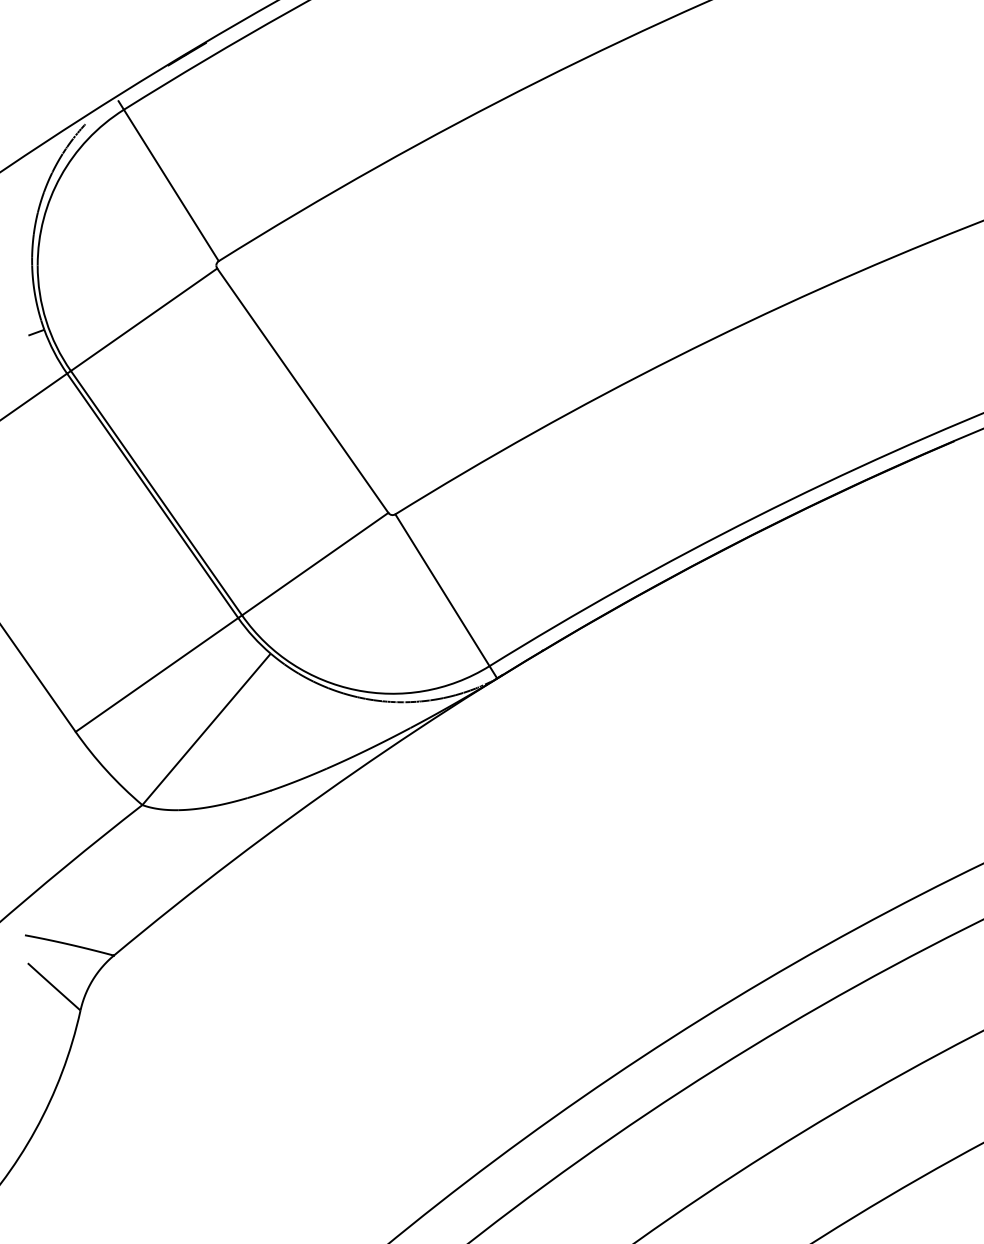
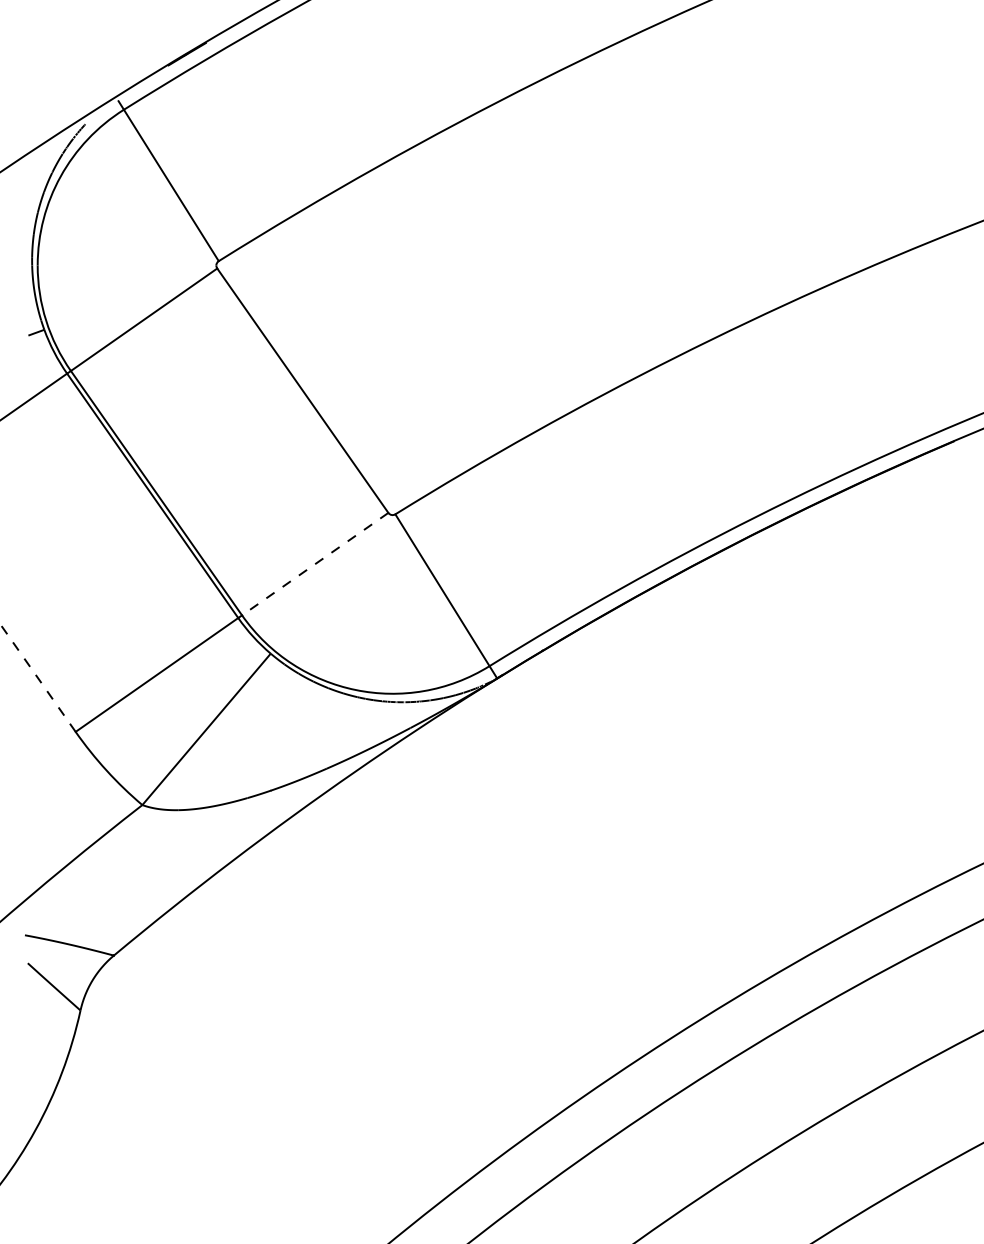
line: solid -> dashed (314, 564)
line: solid -> dashed (37, 677)
